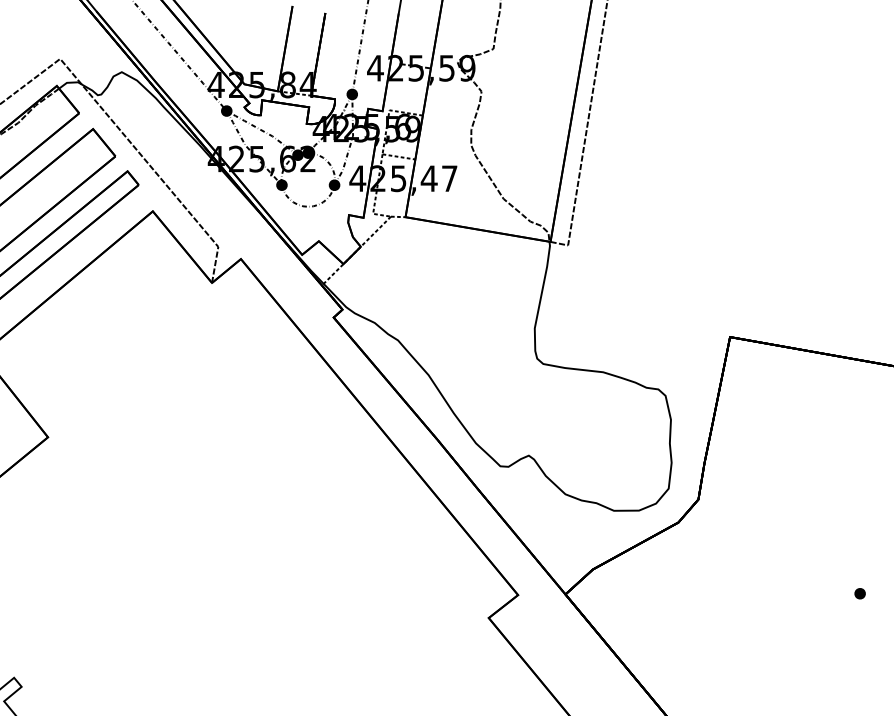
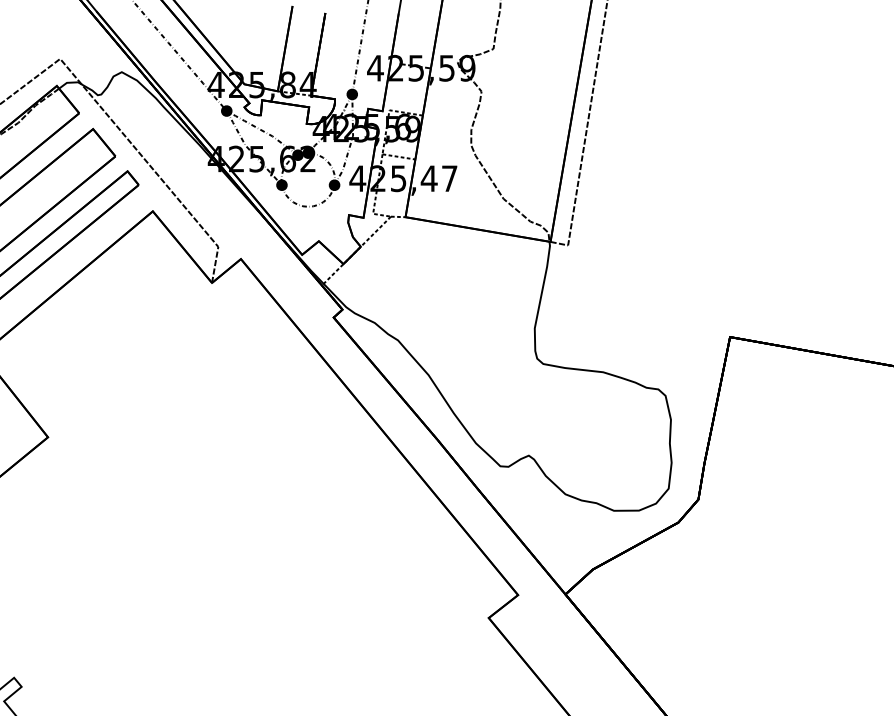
part: present -> none (859, 593)
